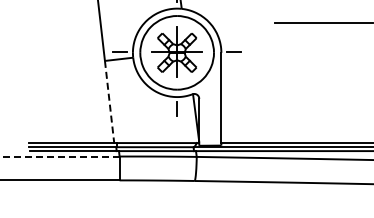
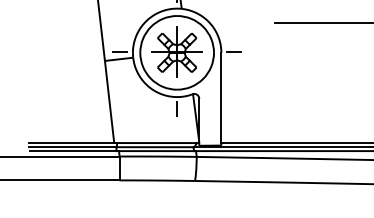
line: dashed -> solid (109, 102)
line: dashed -> solid (59, 156)
